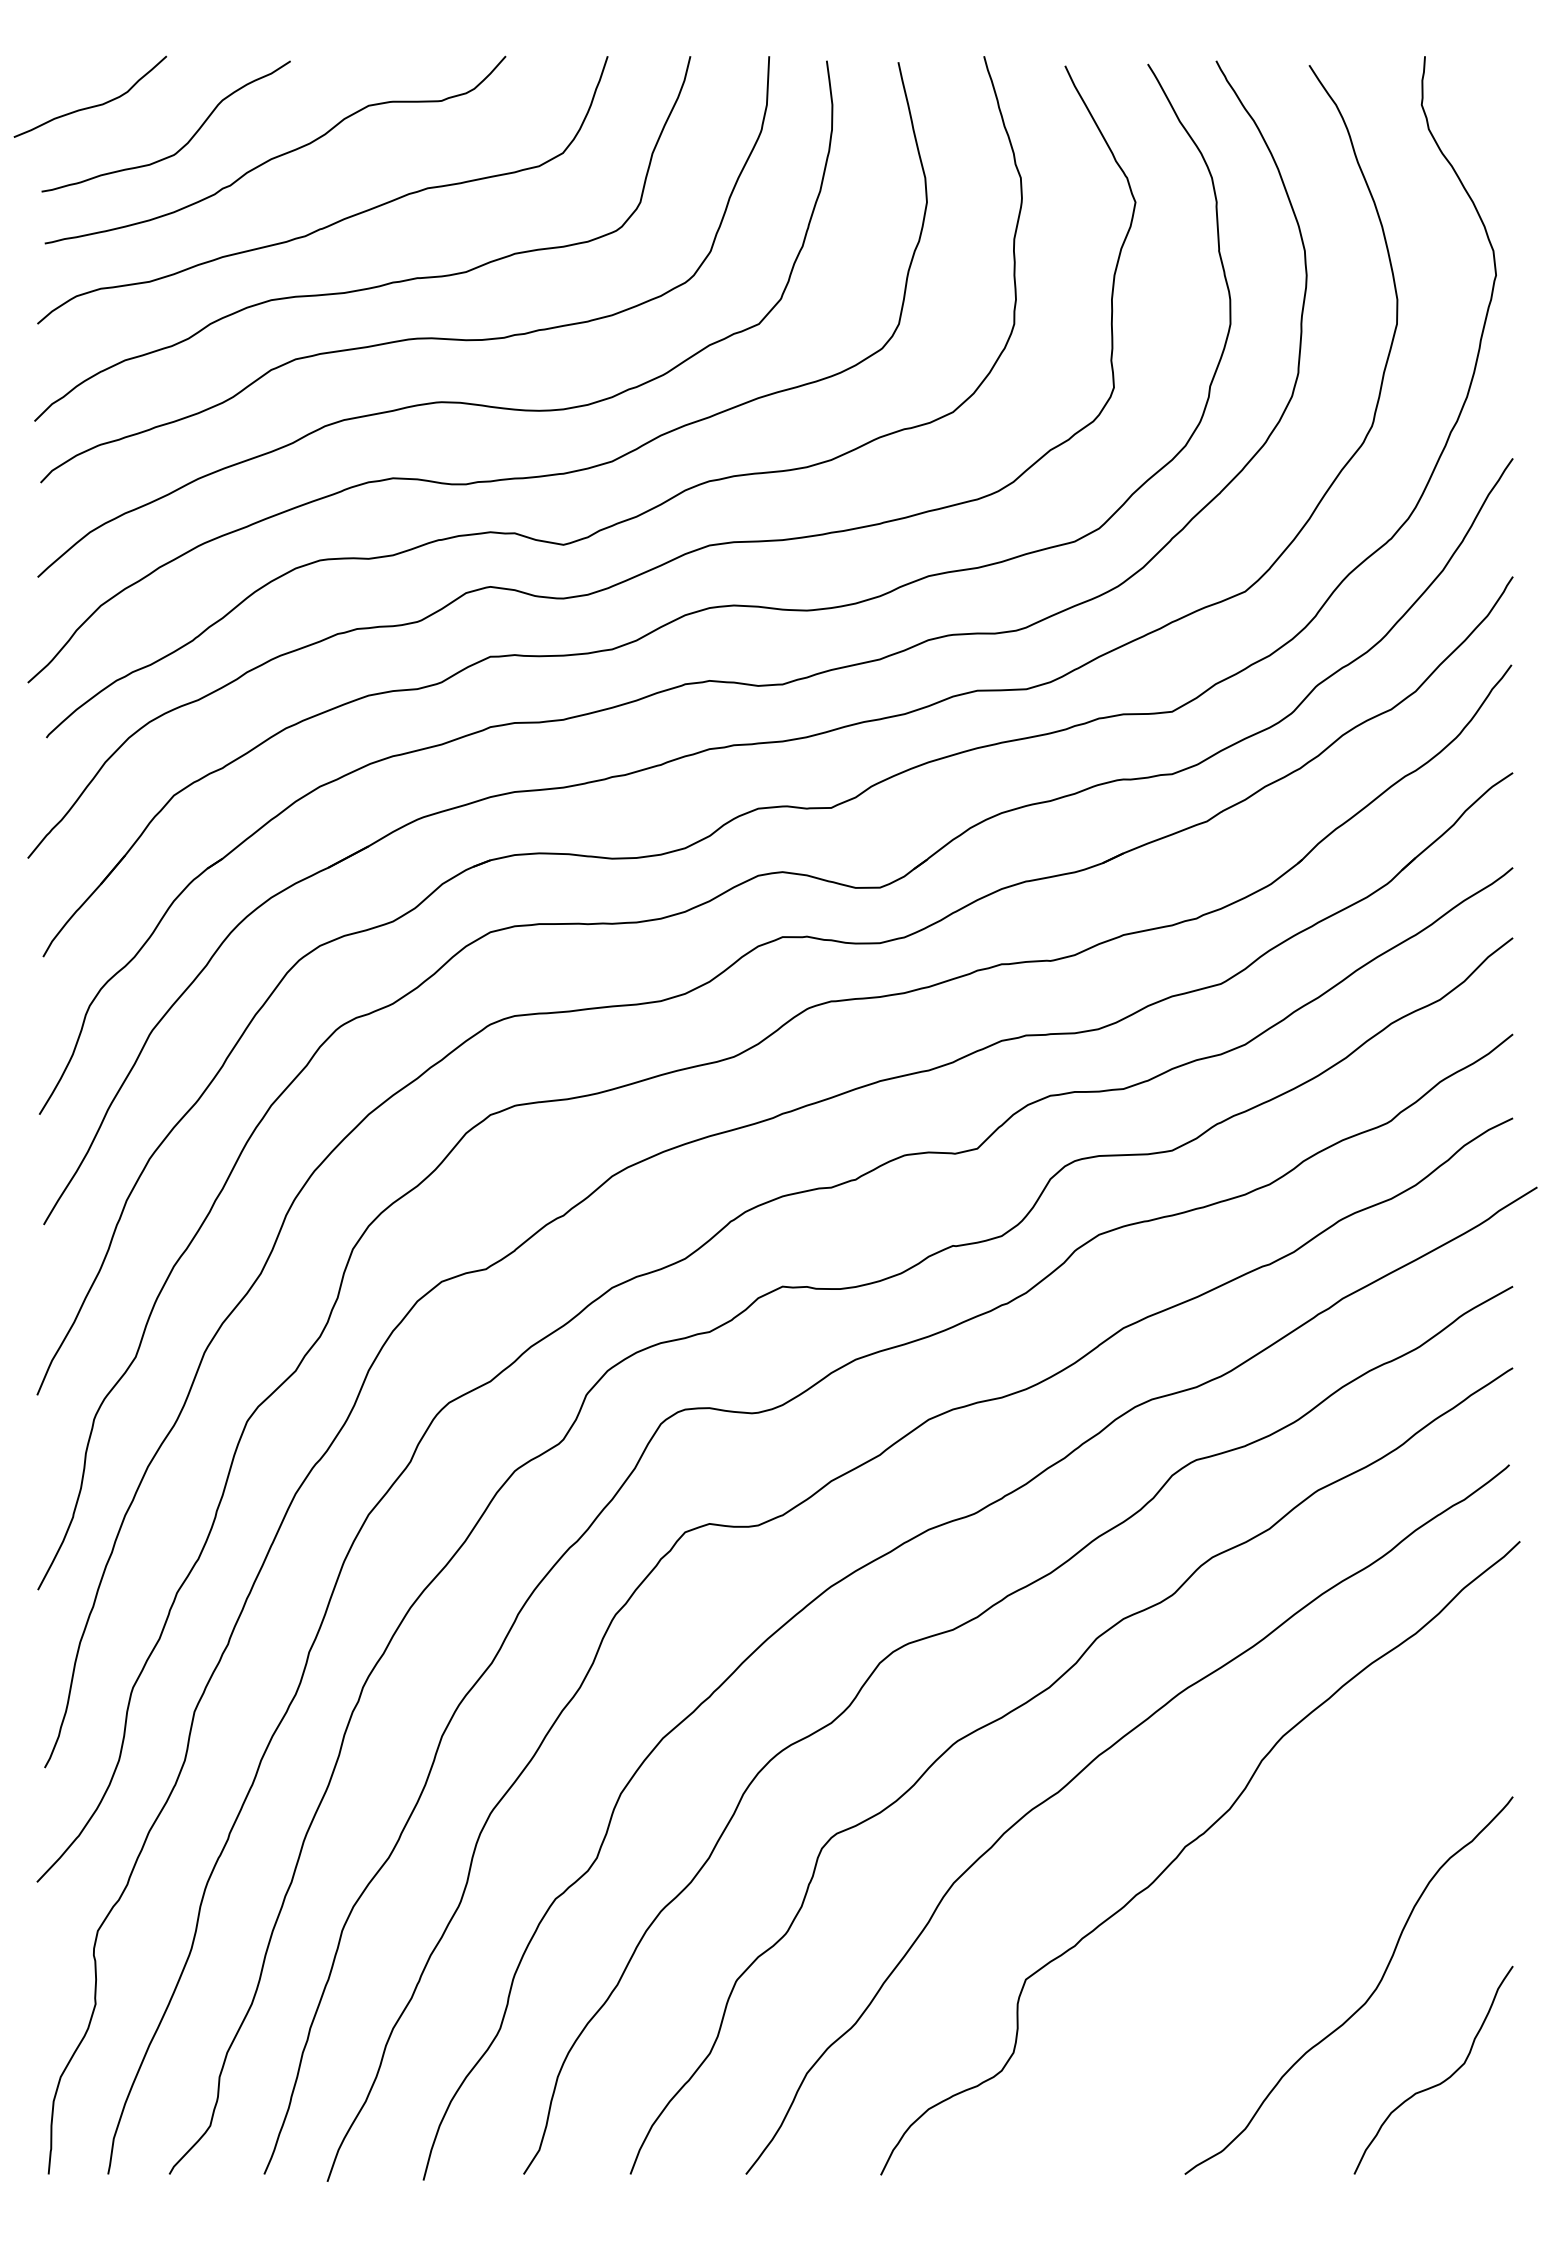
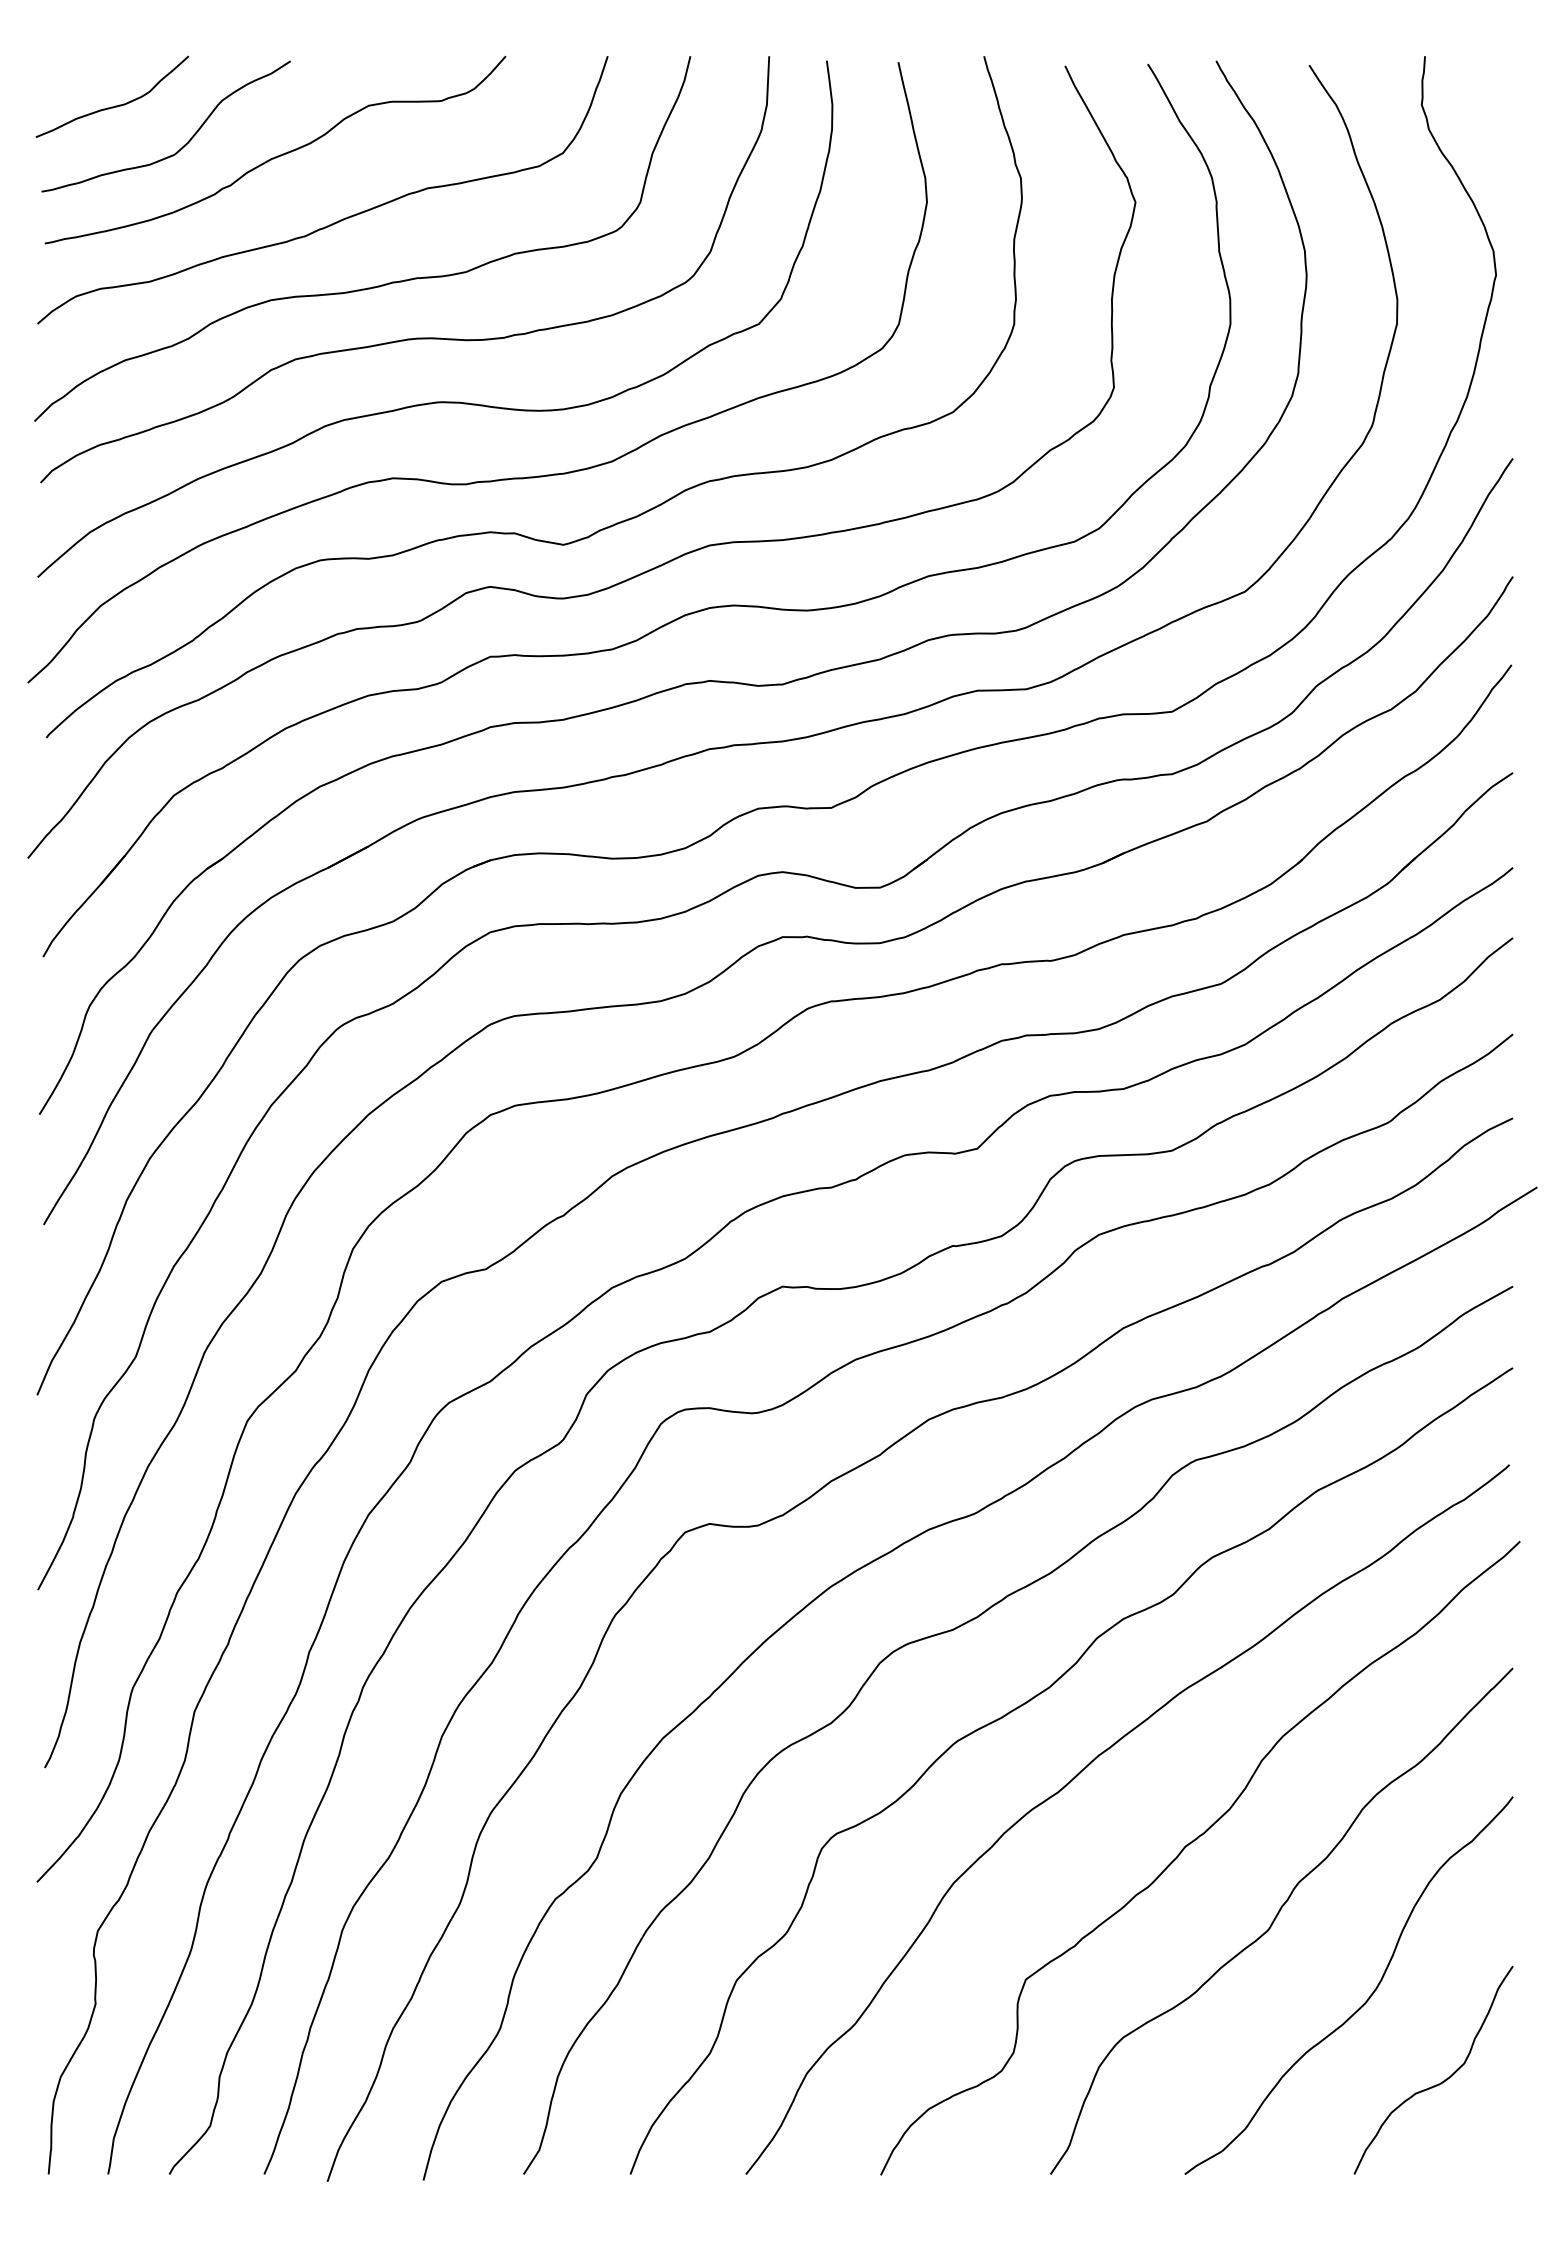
curve position: (93, 105) -> (115, 105) (115, 105)
curve: none -> present (1276, 1918)
